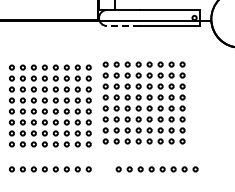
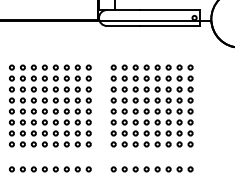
line: dashed -> solid (122, 26)
part position: (143, 102) -> (151, 105) (151, 105)
part position: (156, 169) -> (151, 169) (151, 169)
